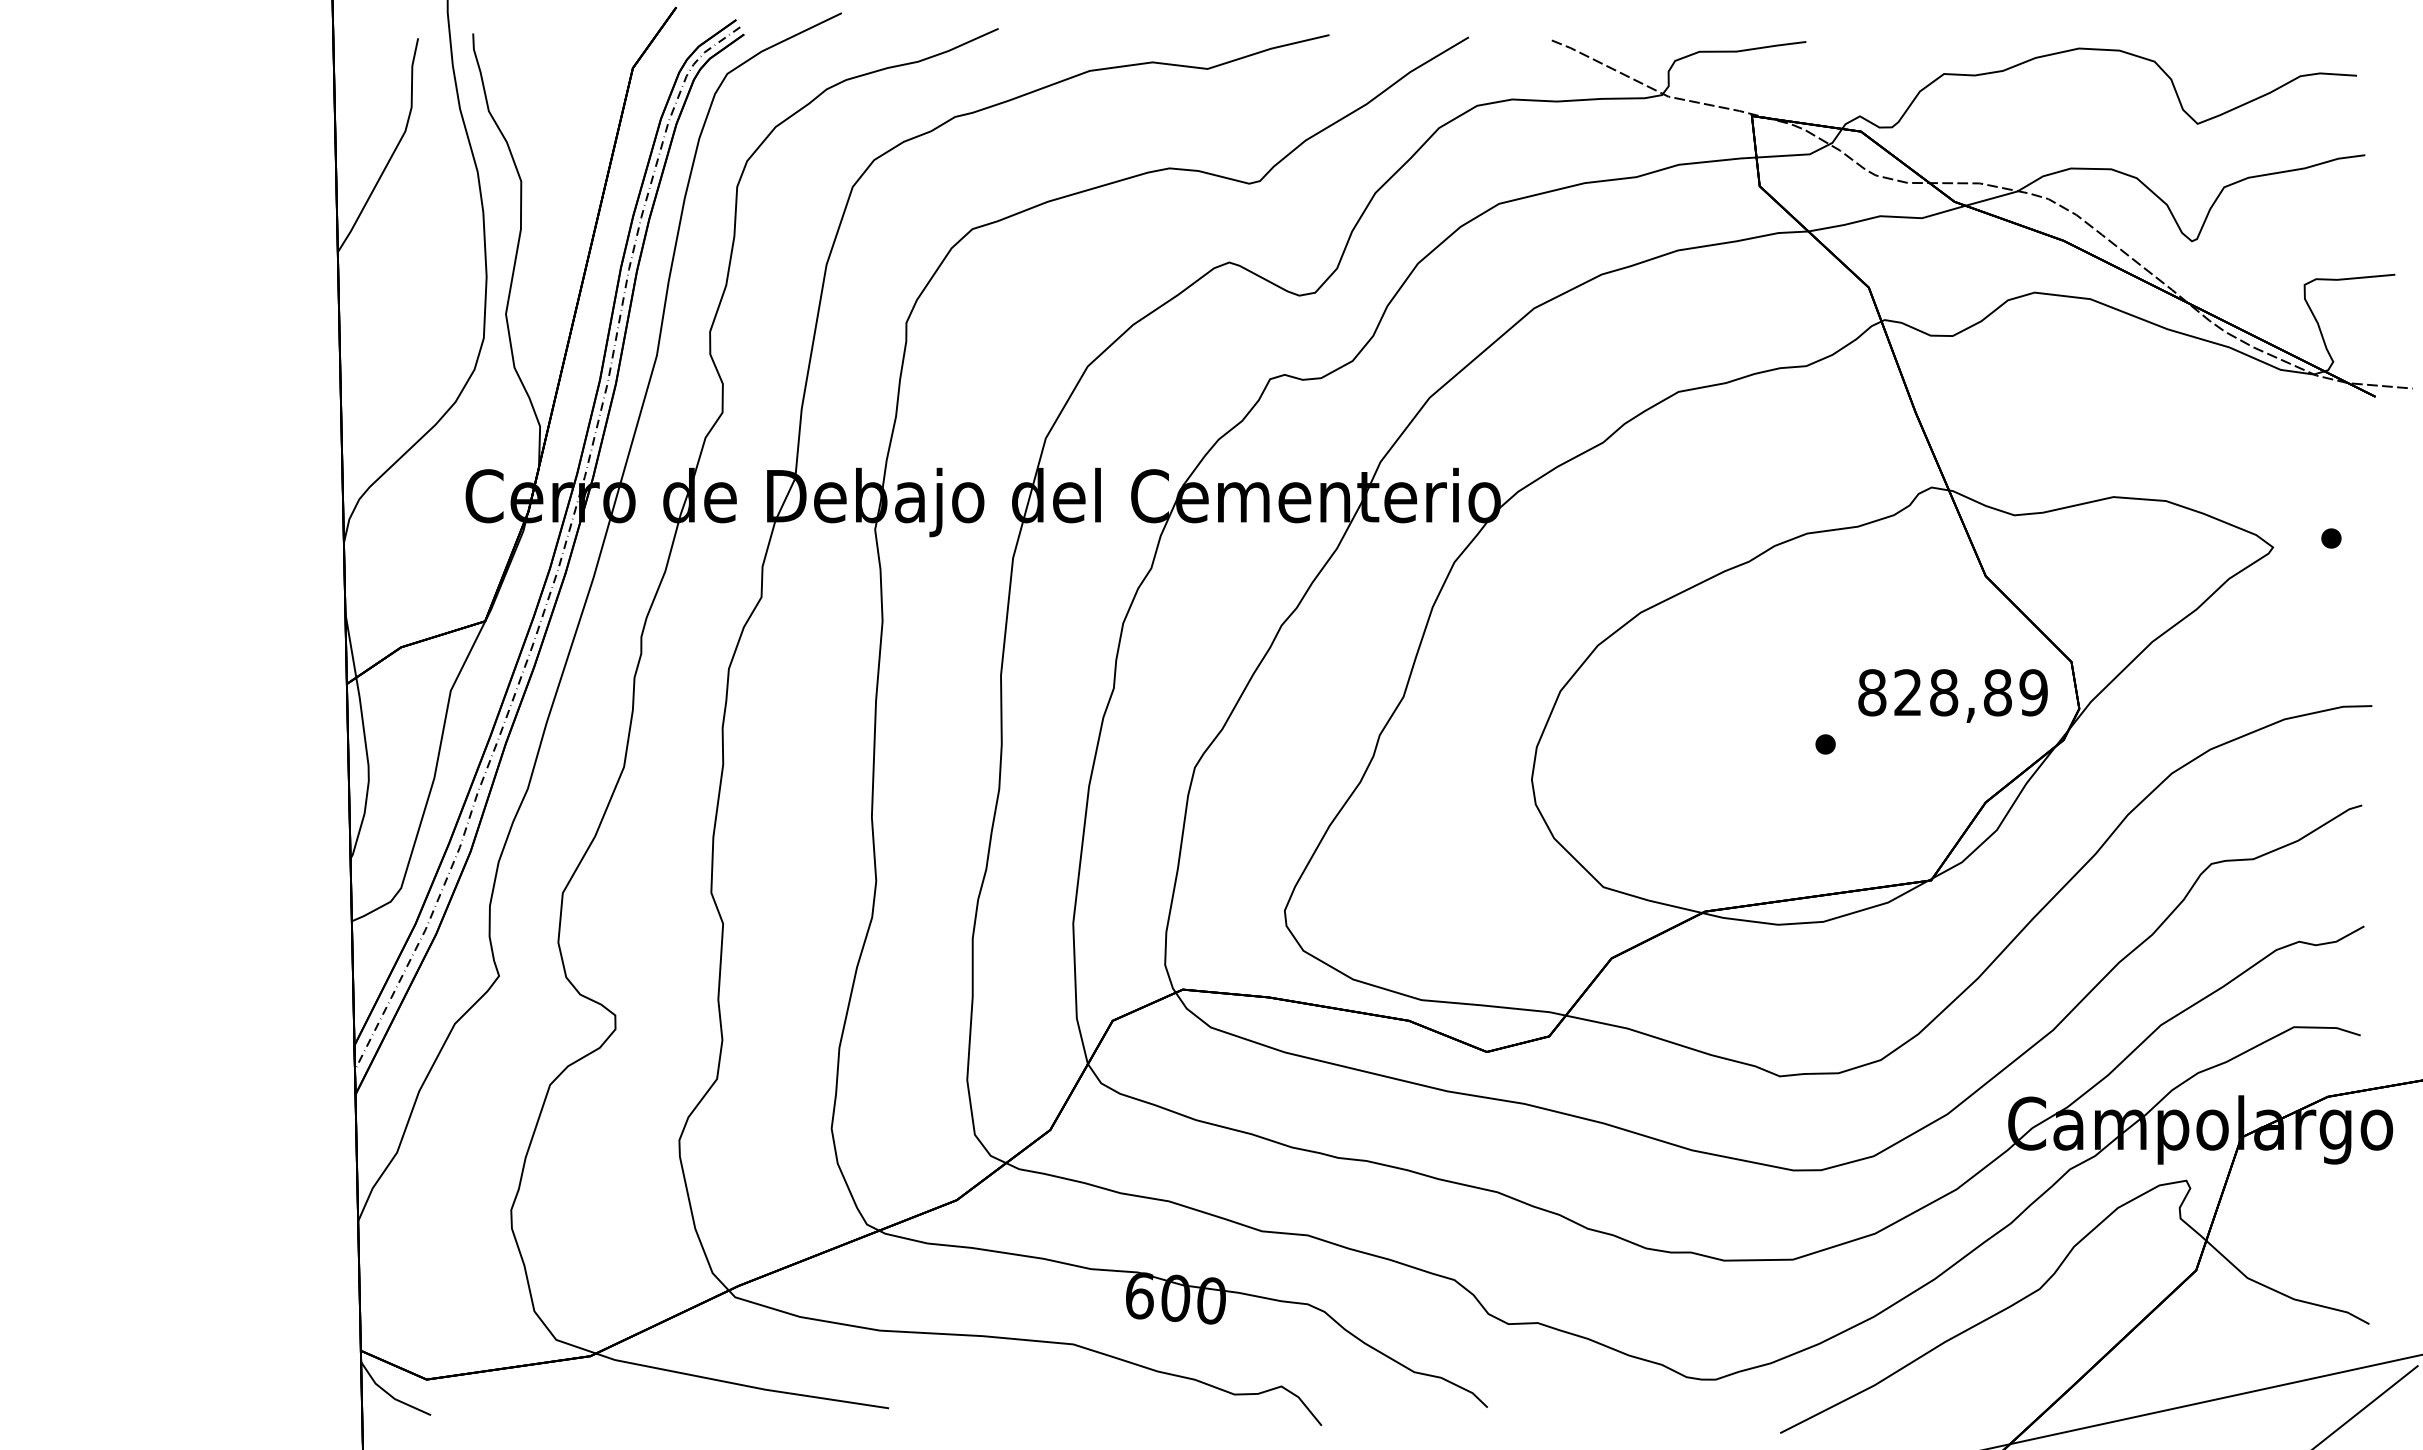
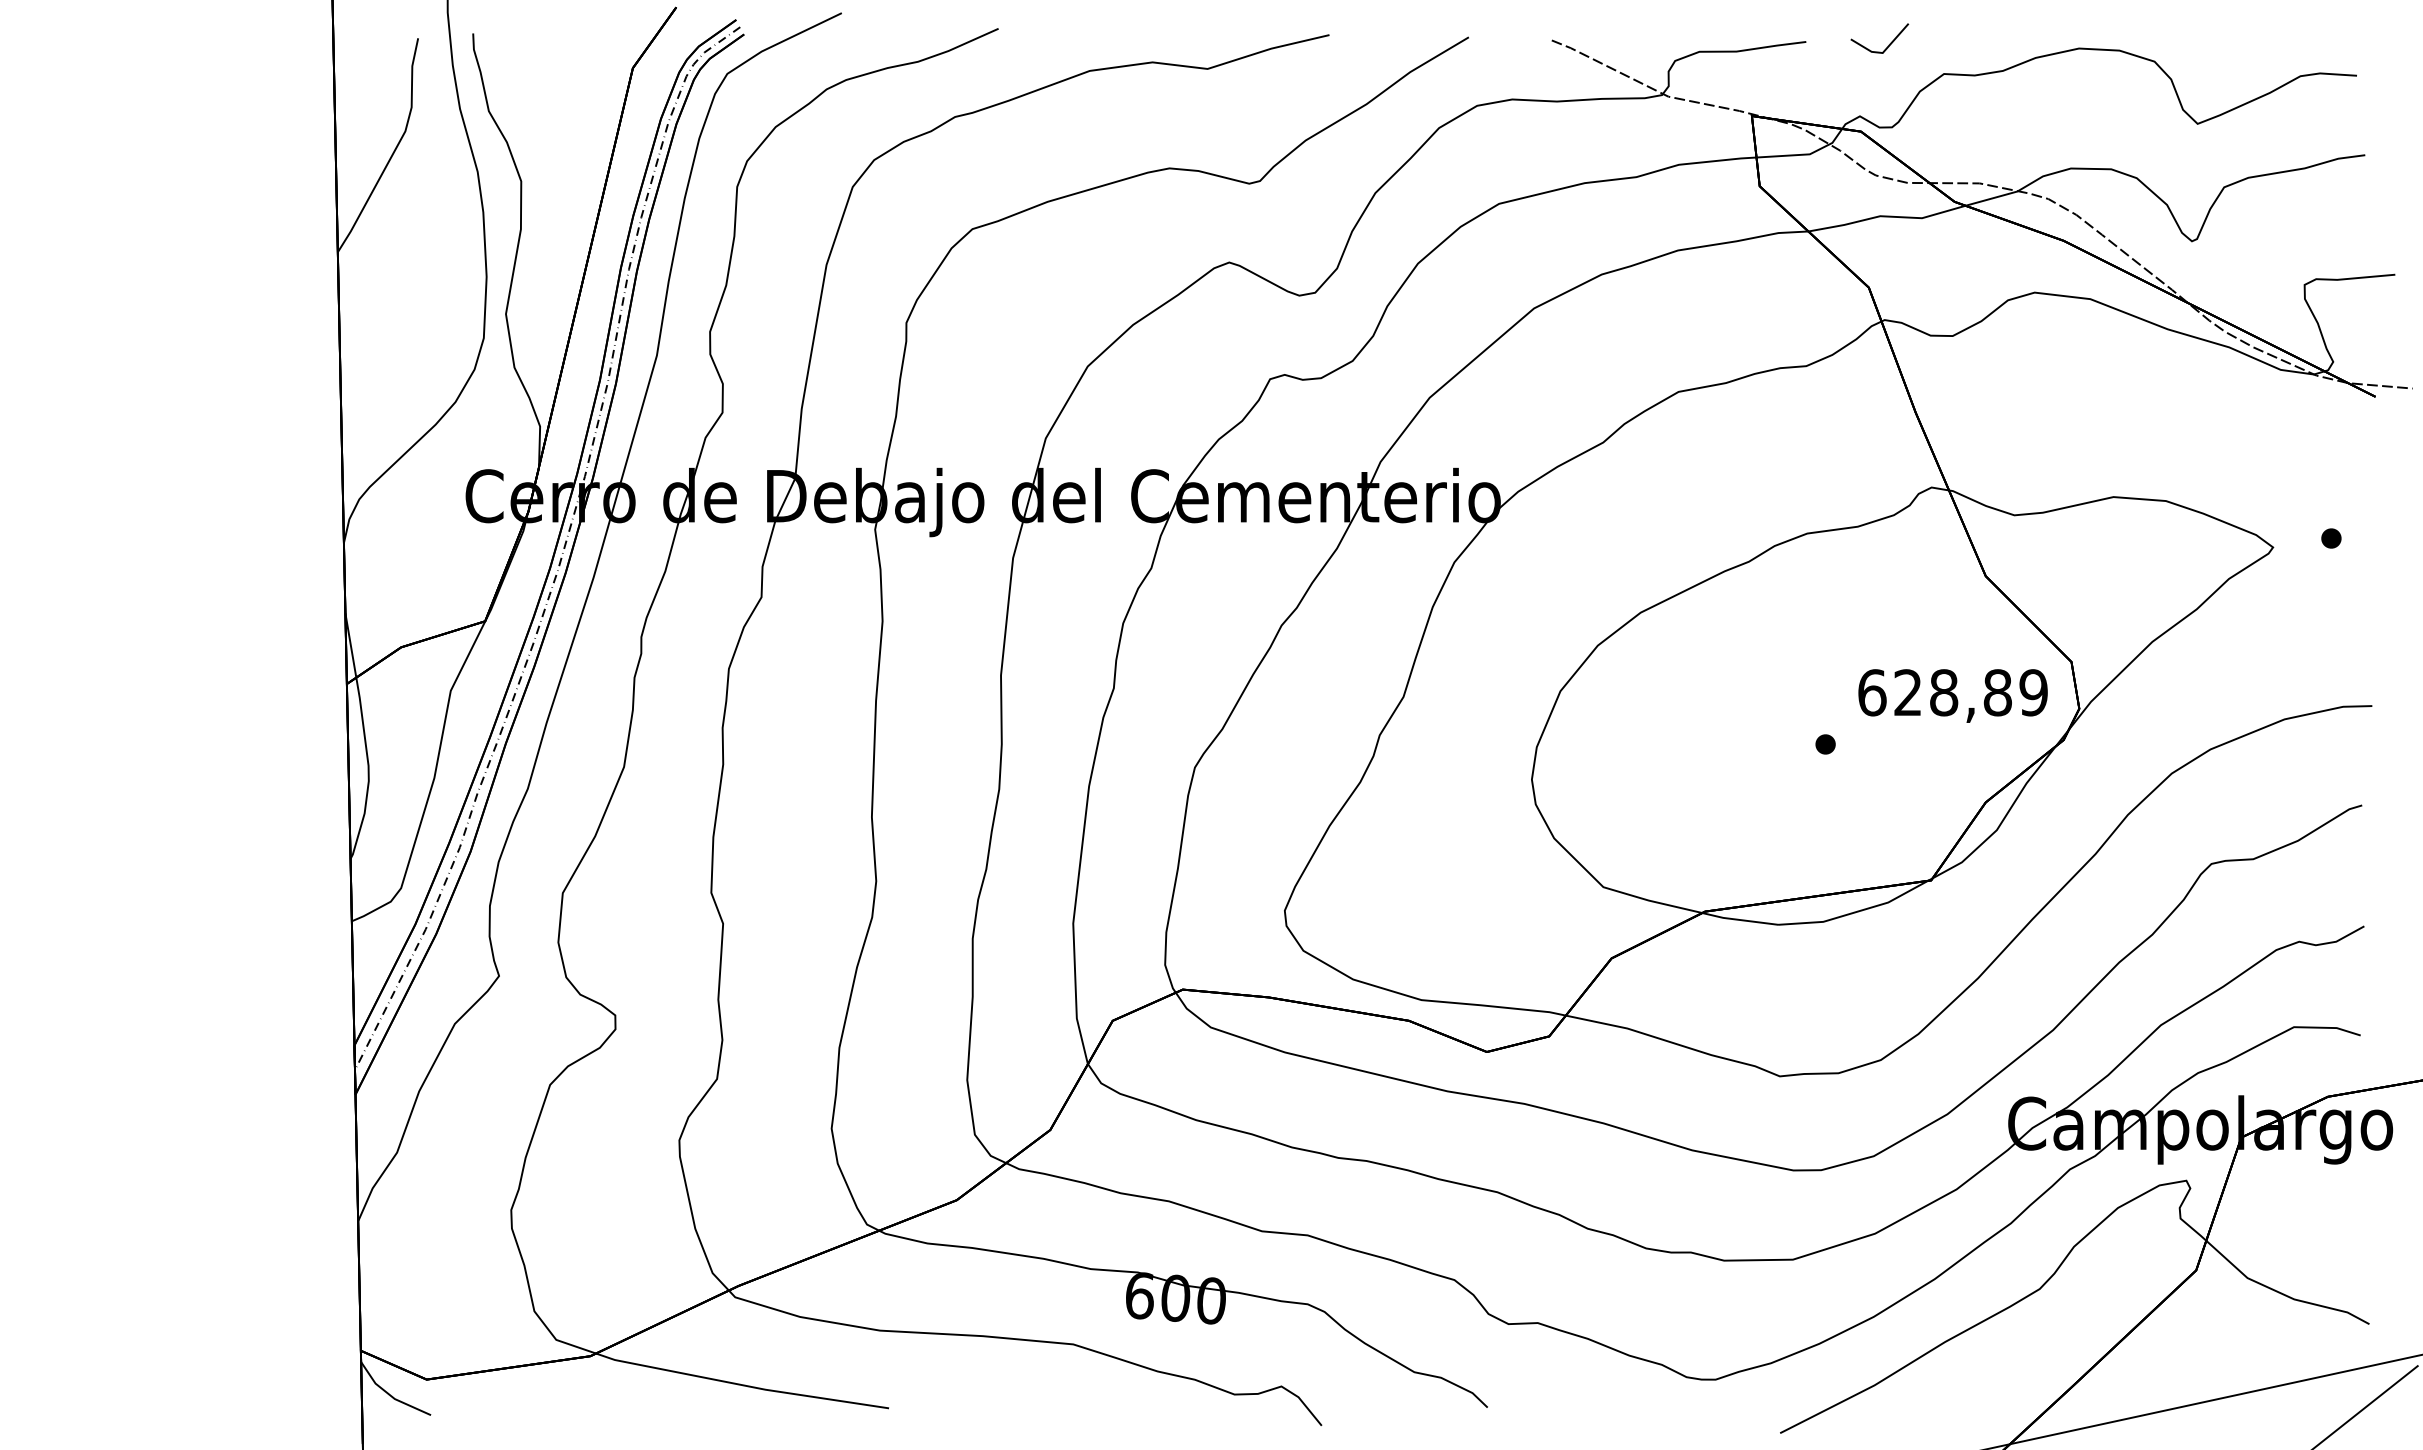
line: none -> present (1889, 43)
text: 828,89 -> 628,89 (1872, 692)
